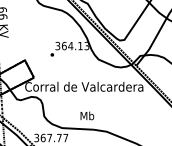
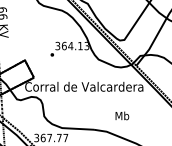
text position: (87, 115) -> (122, 115) (122, 115)
